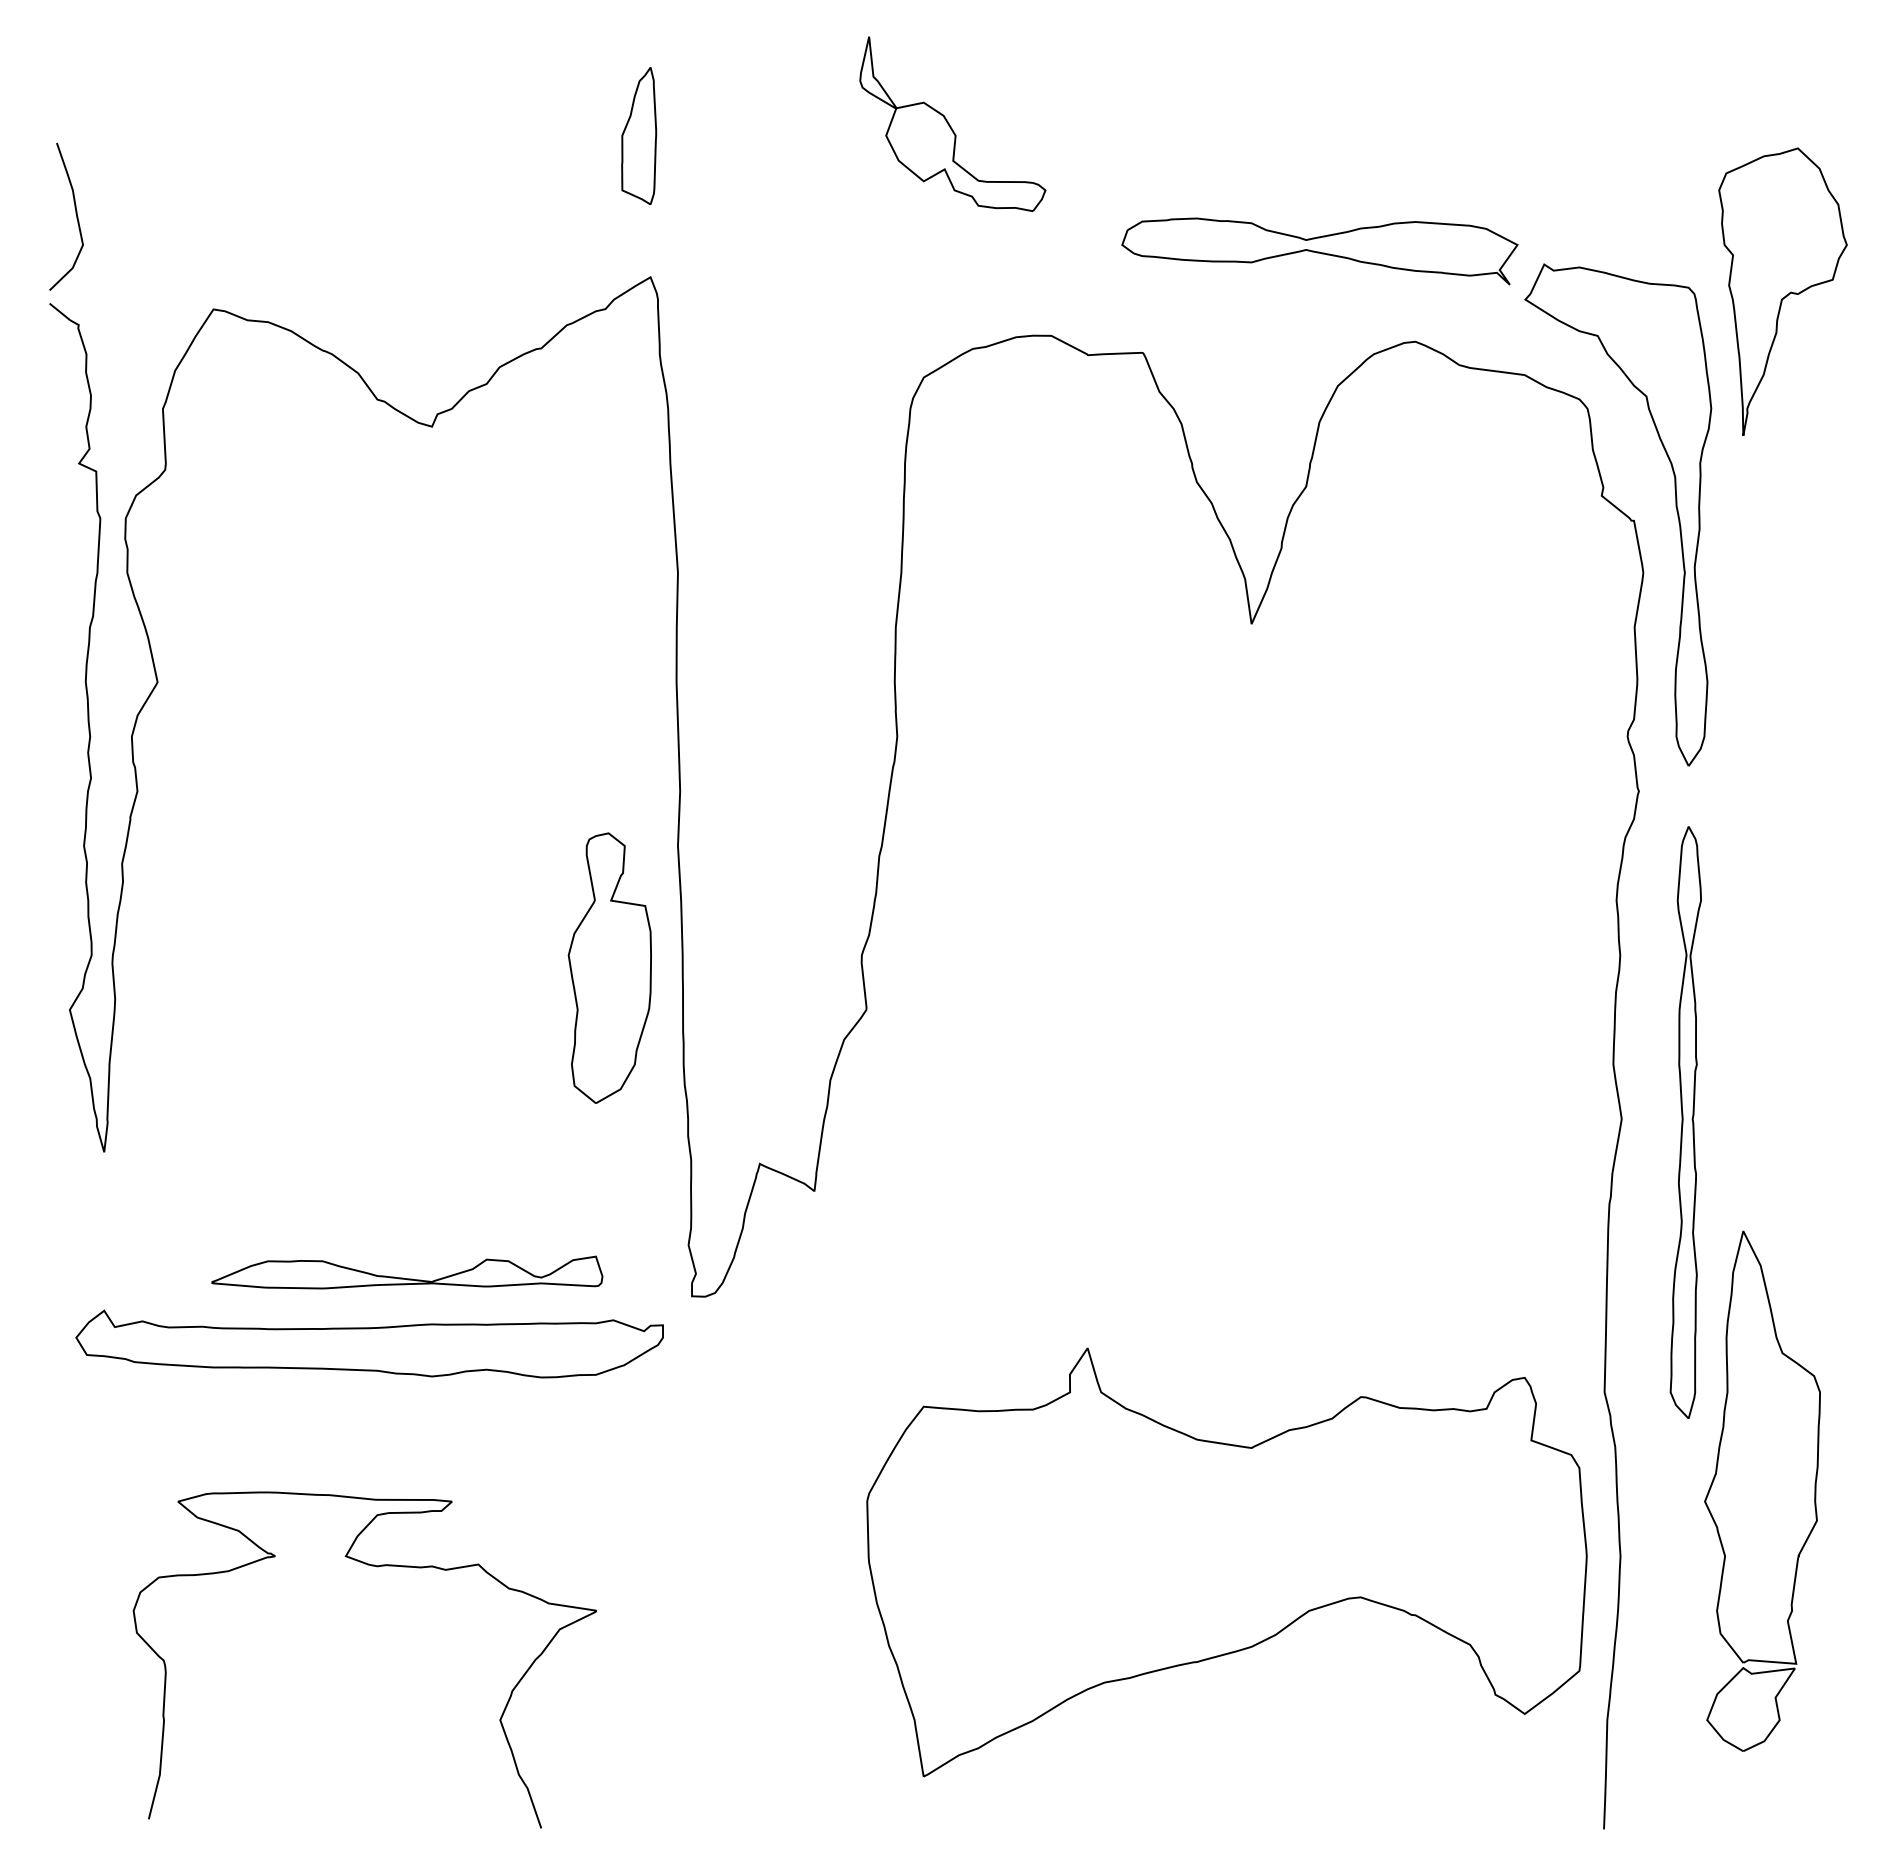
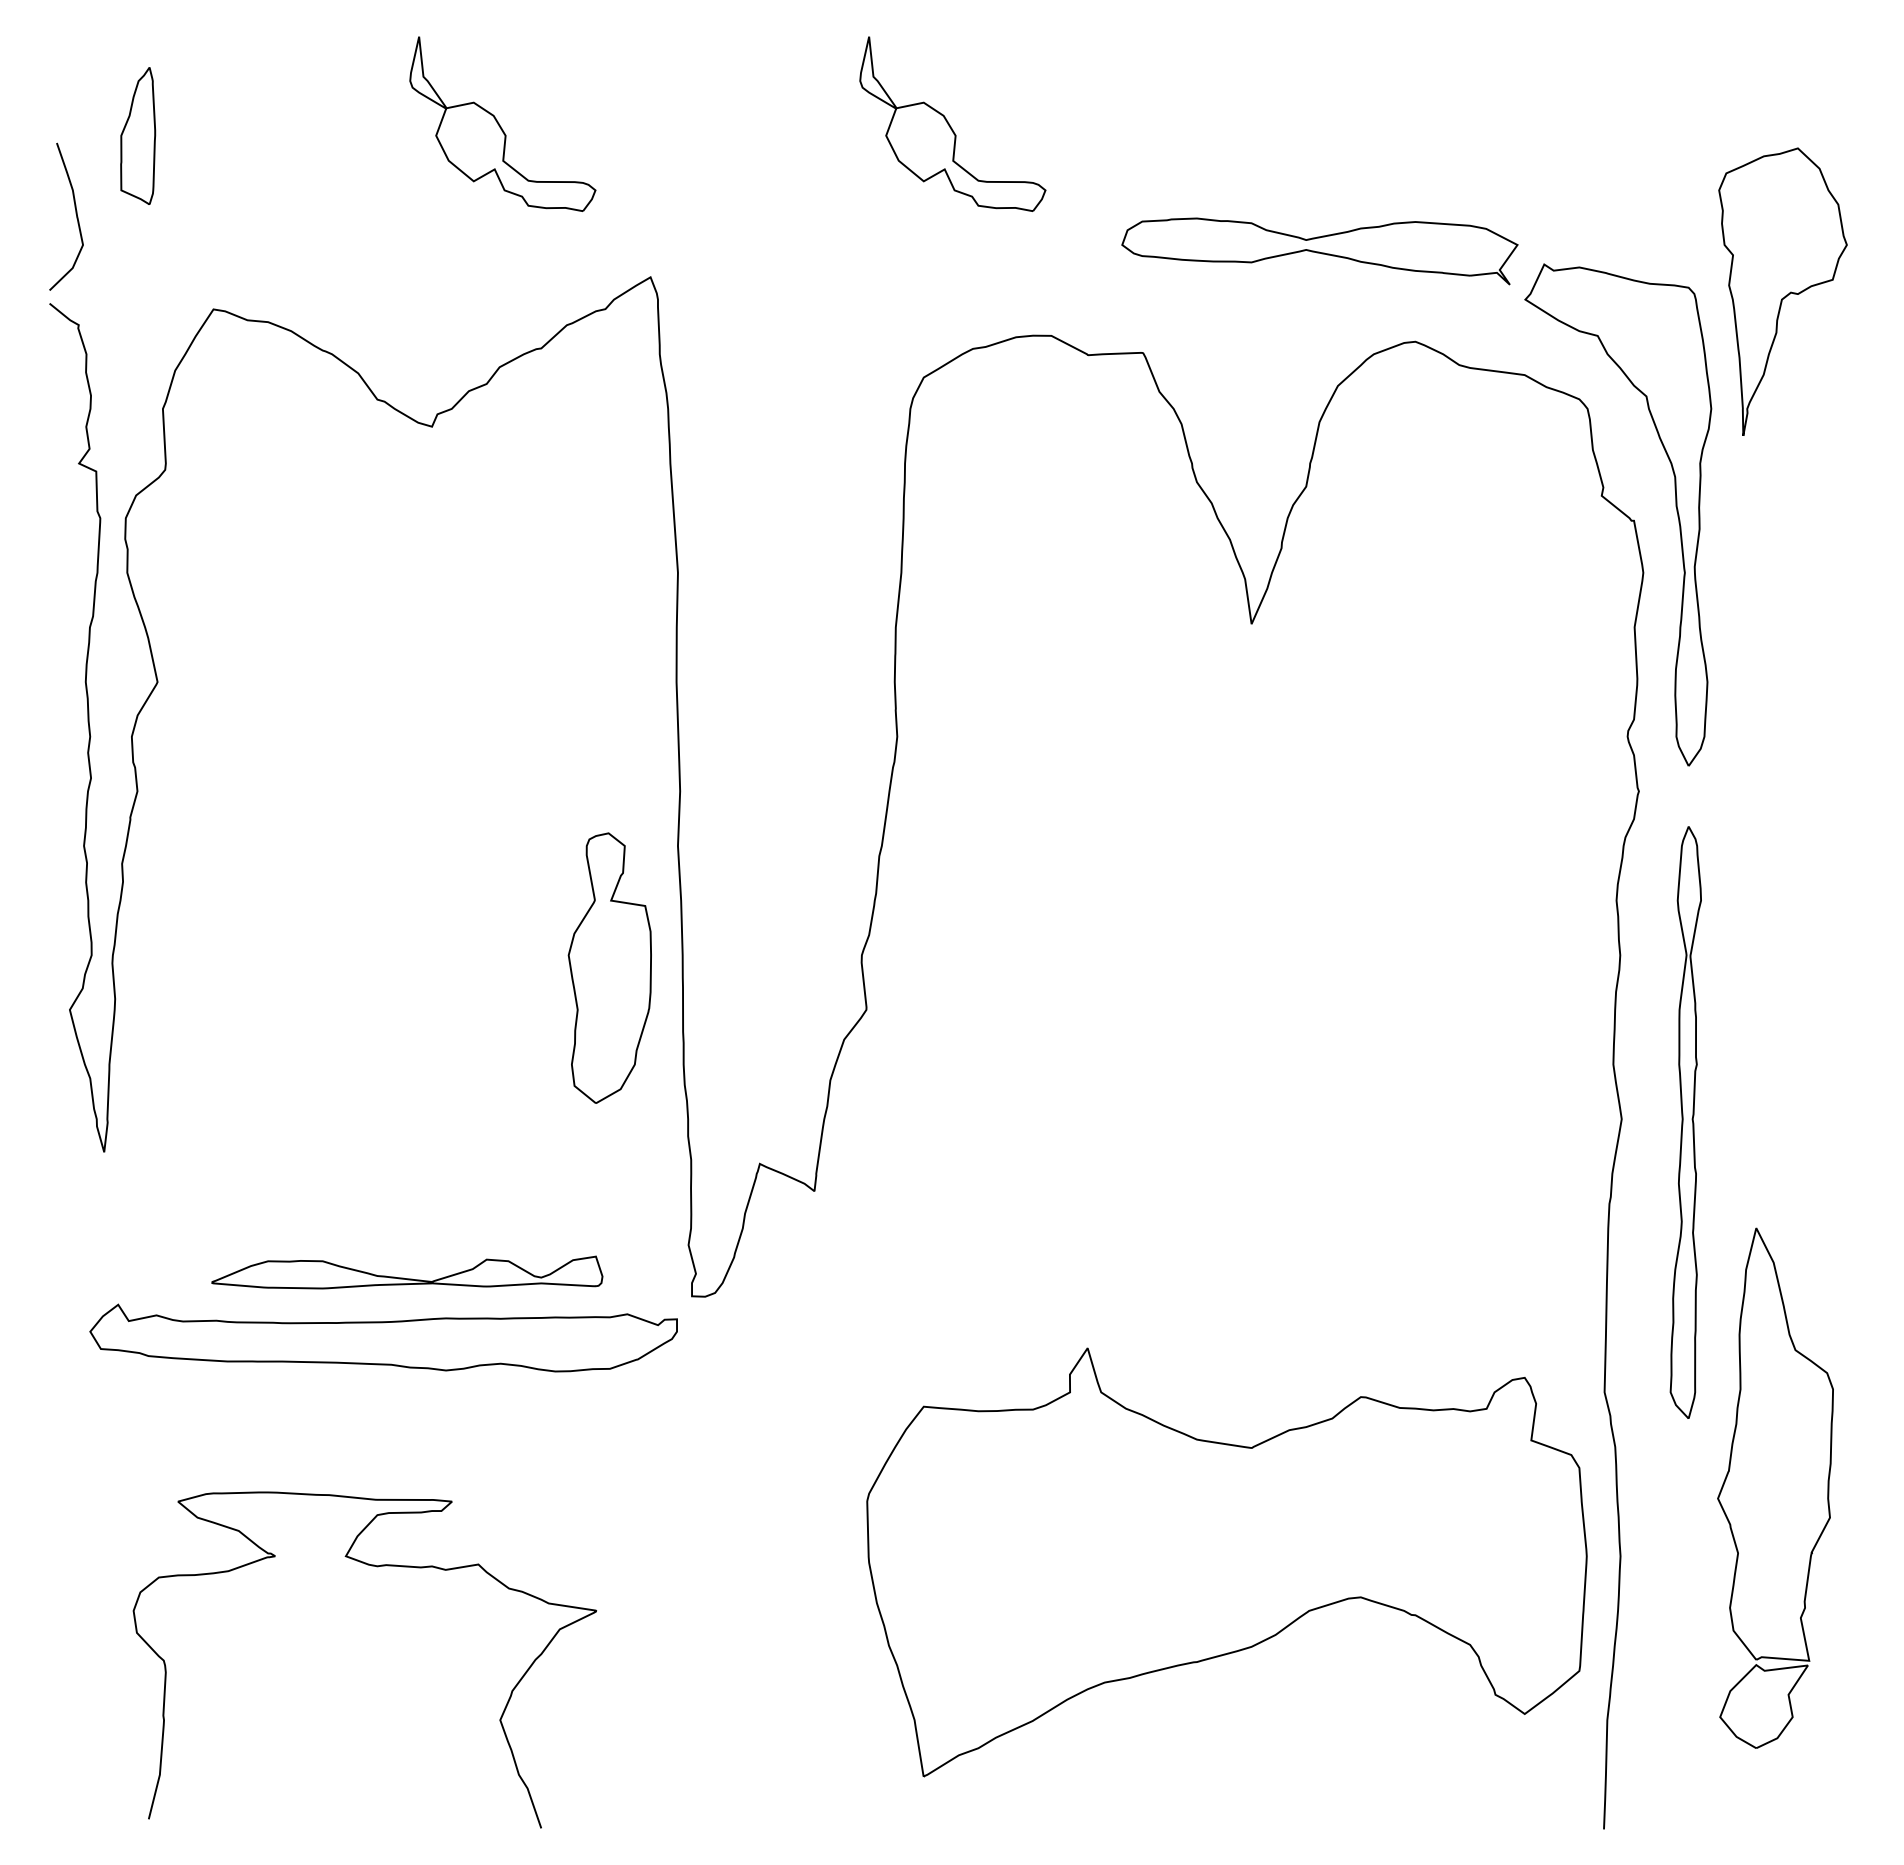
part: none -> present (502, 123)
part position: (639, 135) -> (138, 135) (138, 135)
part position: (369, 1343) -> (383, 1337) (383, 1337)
part position: (1762, 1490) -> (1775, 1487) (1775, 1487)
